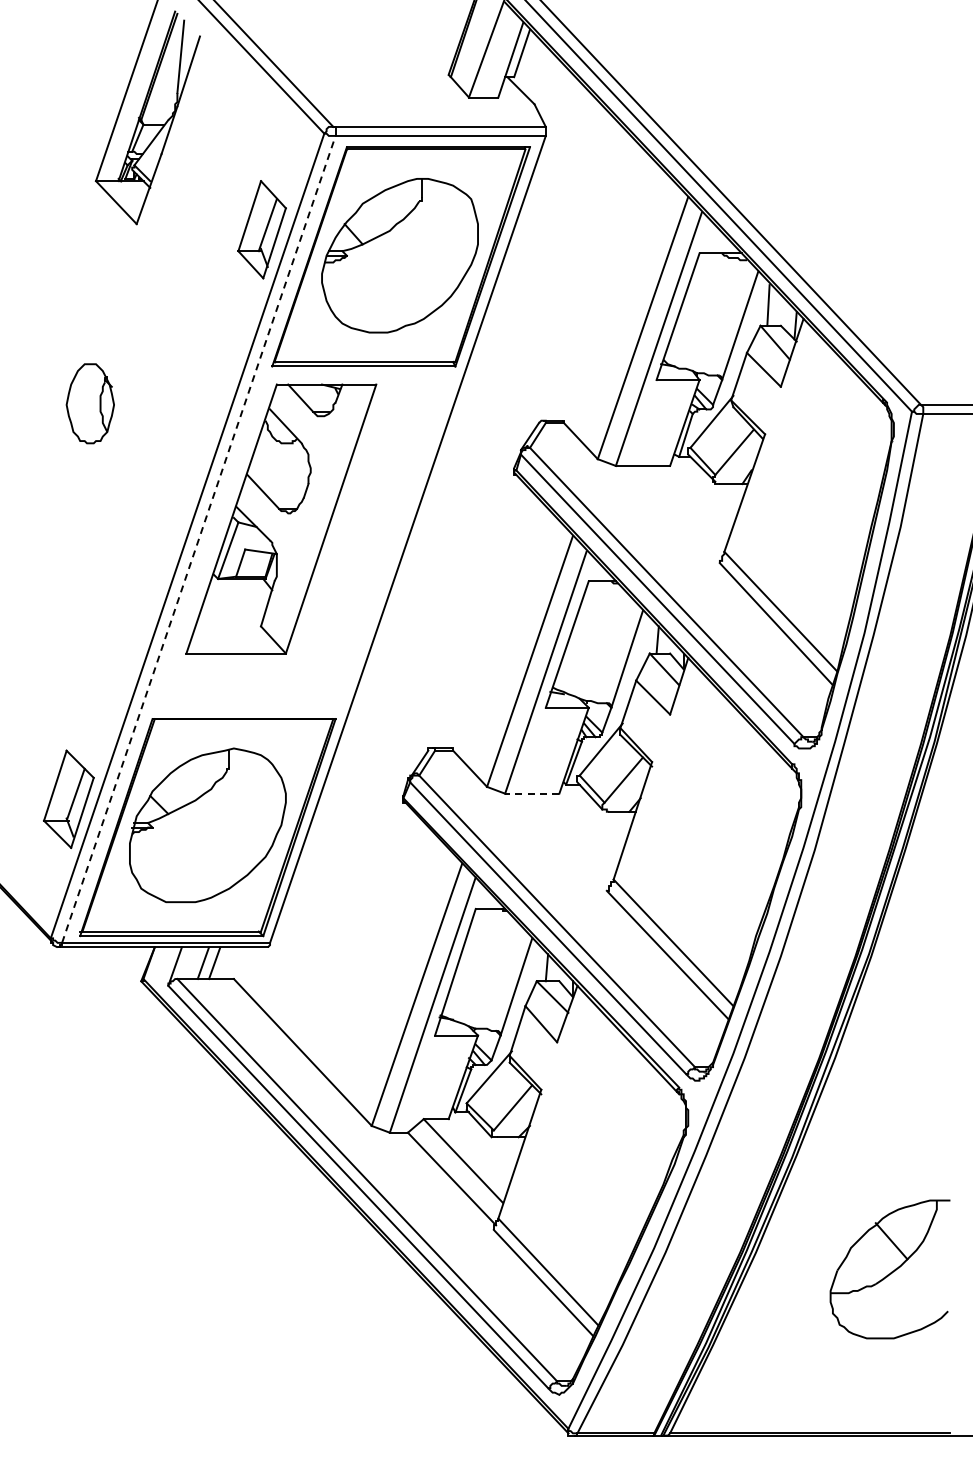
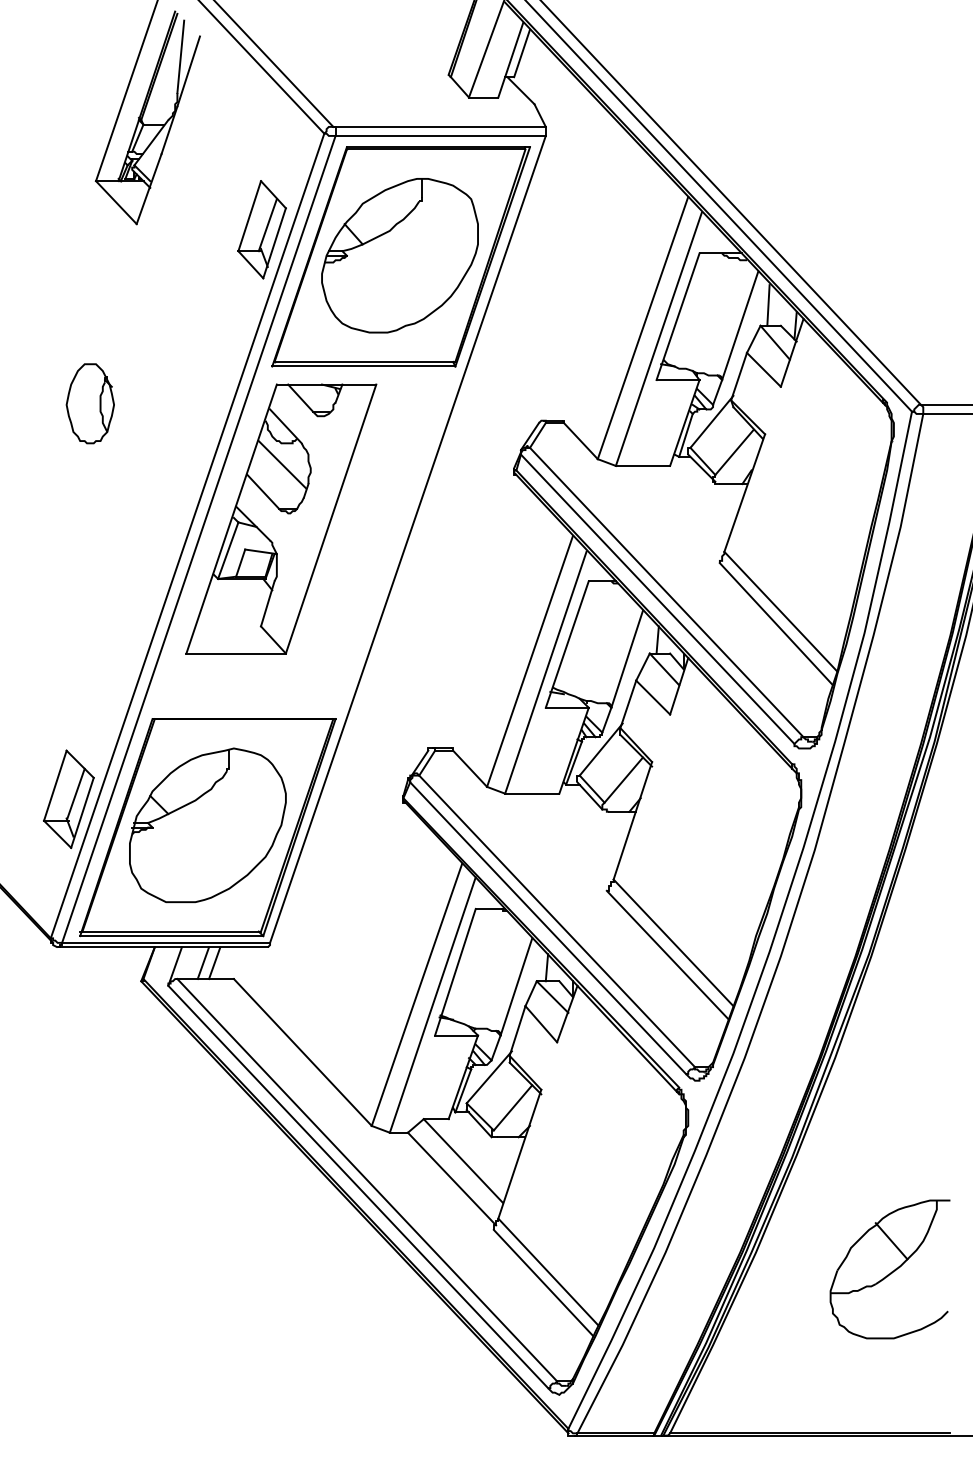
line: none -> present (282, 464)
line: dashed -> solid (199, 538)
line: dashed -> solid (531, 793)
